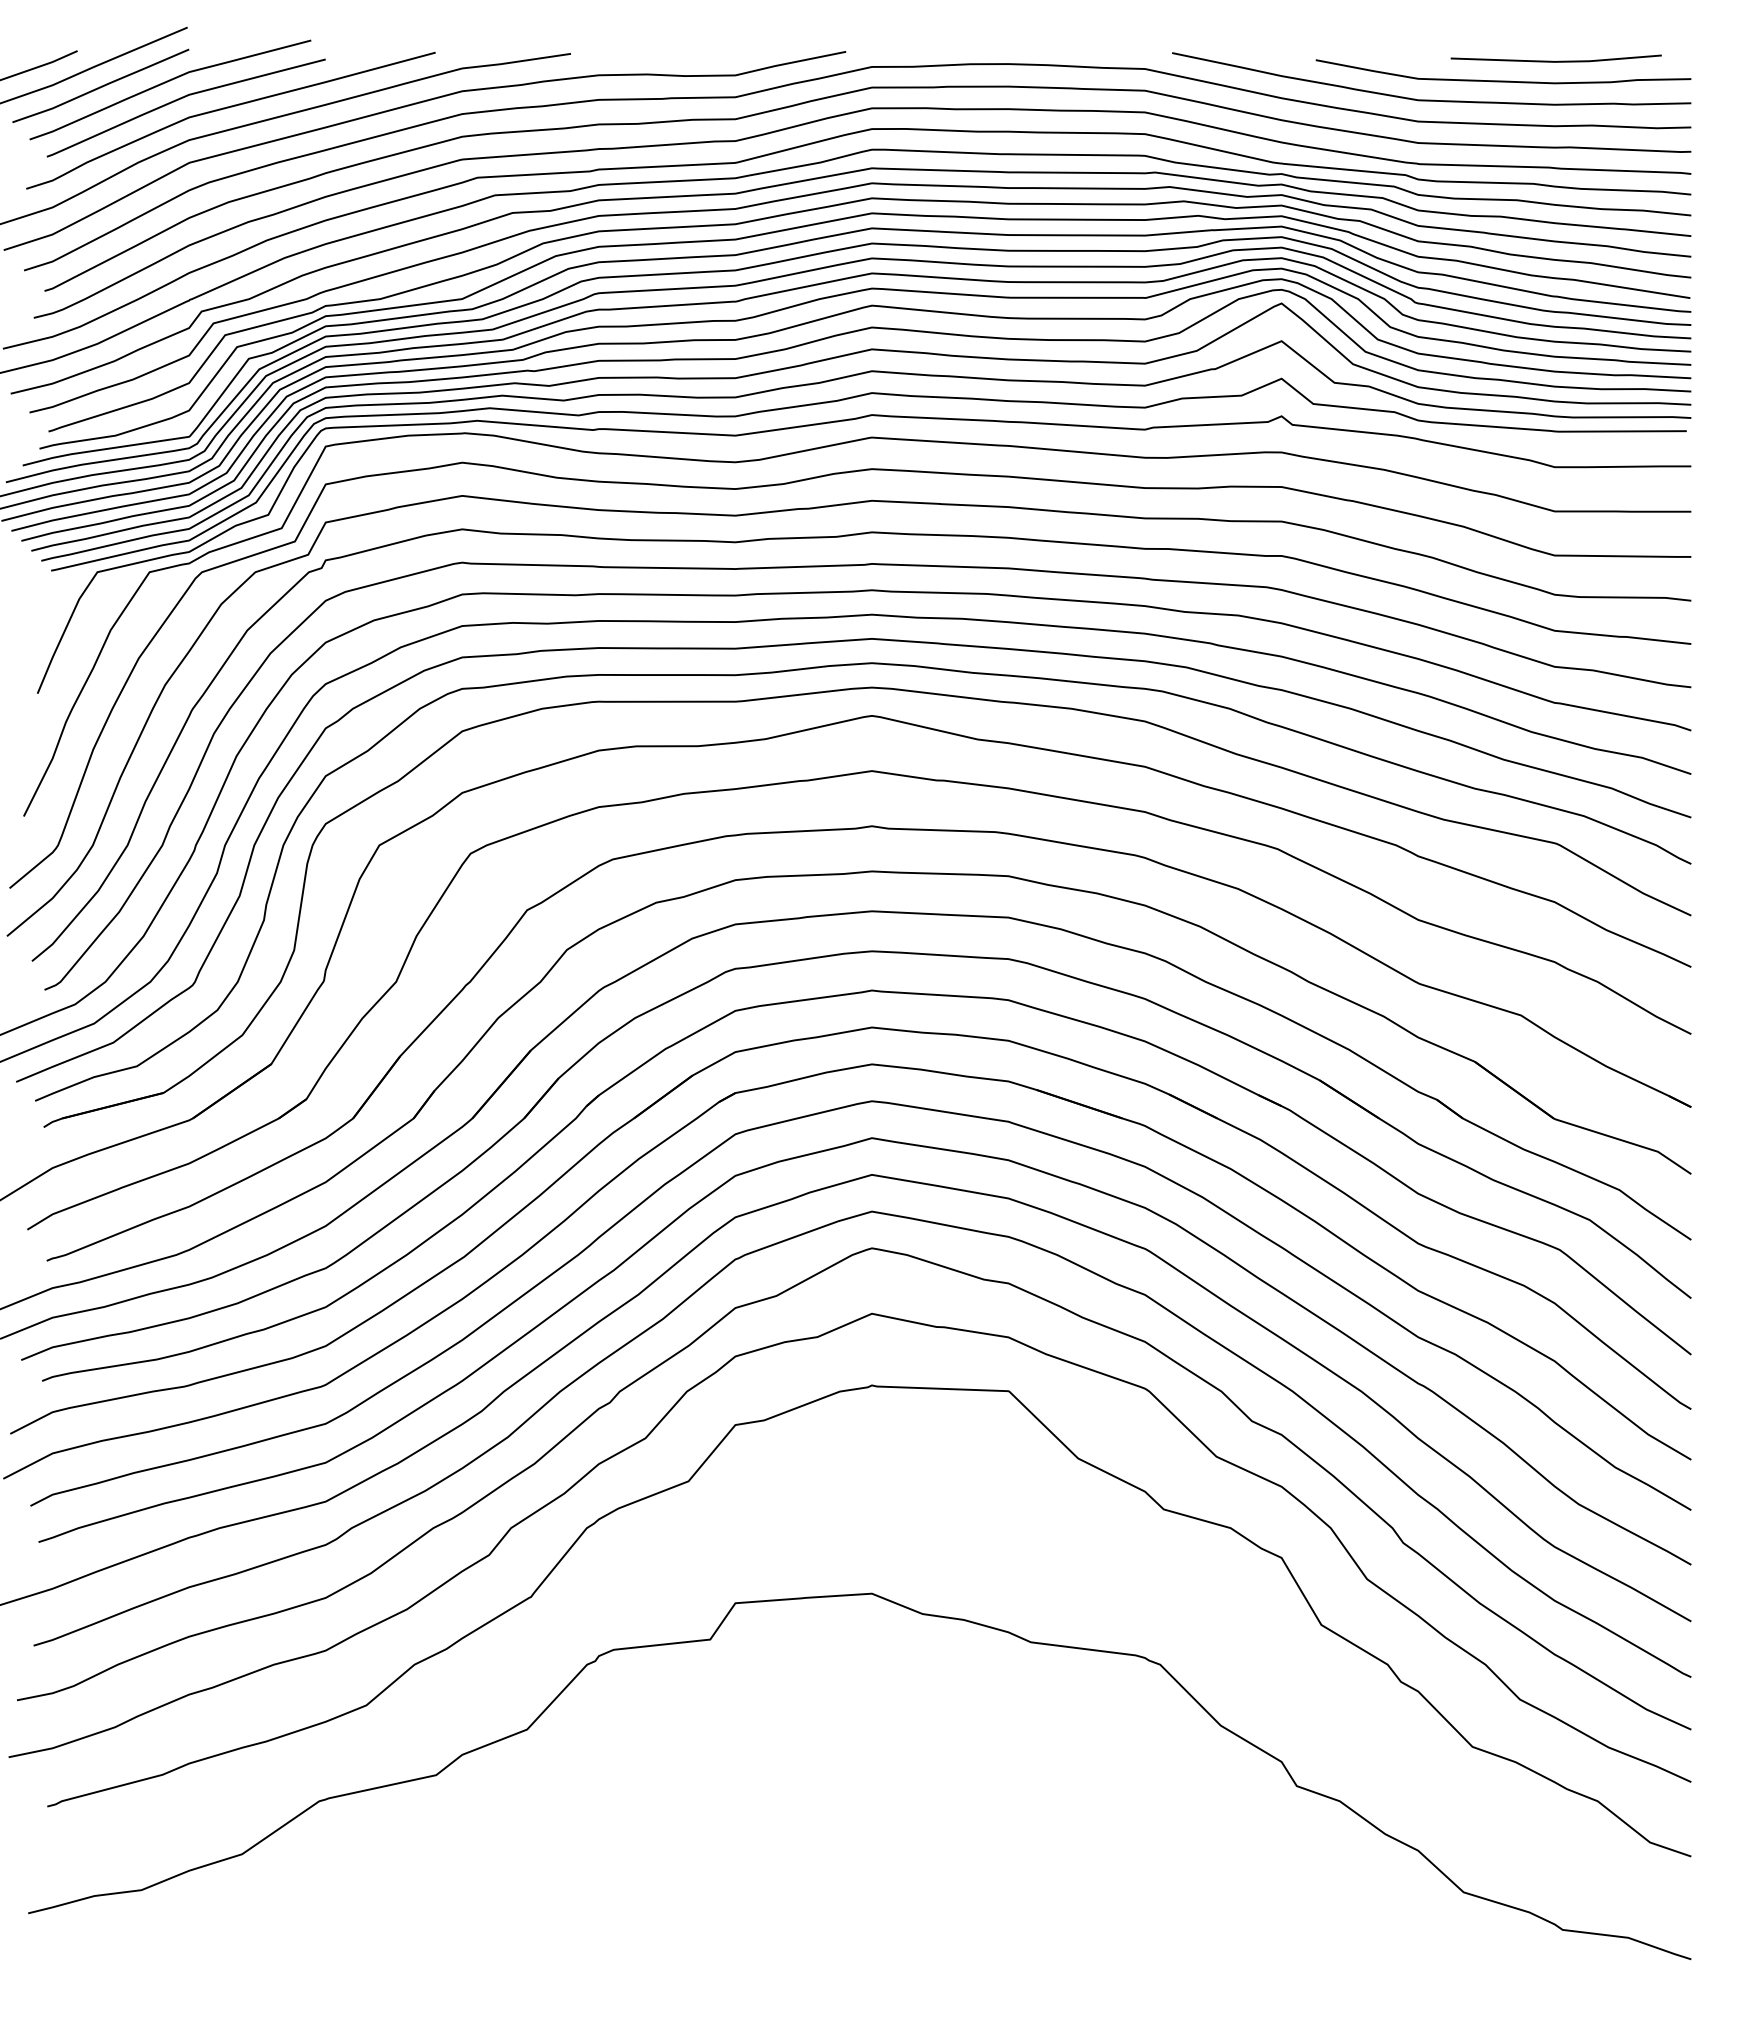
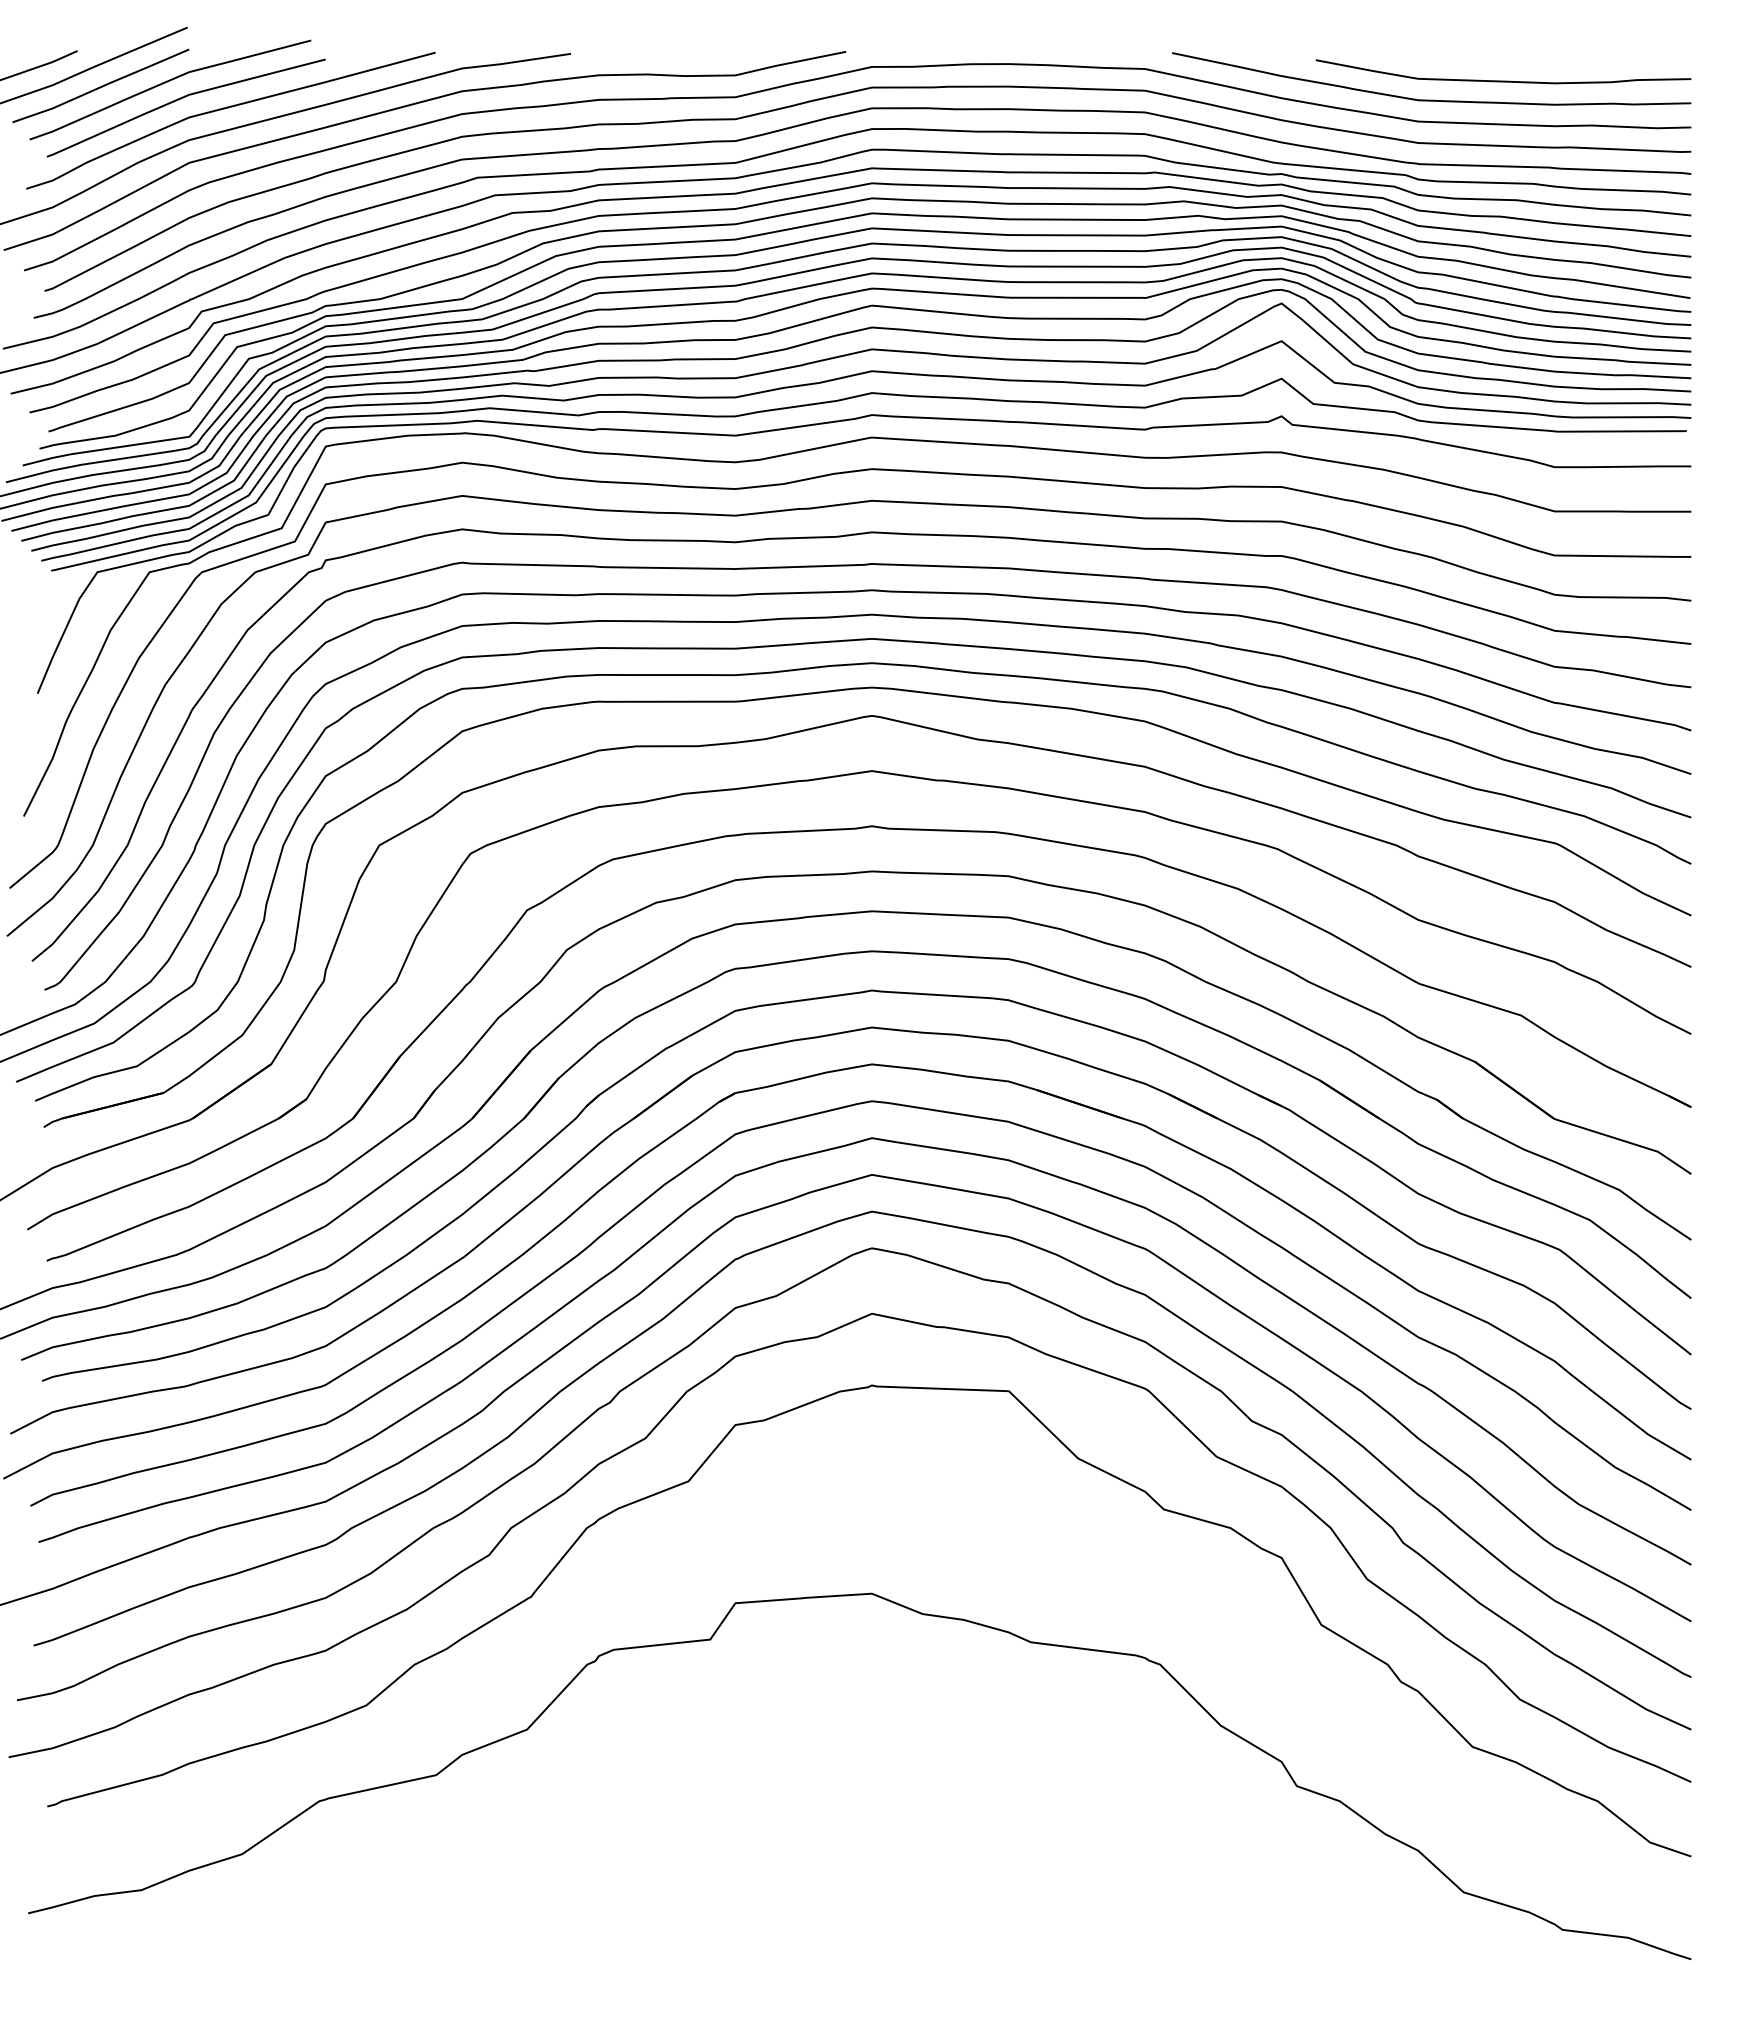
line: present -> none (1555, 61)
